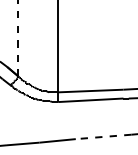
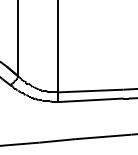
line: dashed -> solid (18, 38)
line: dashed -> solid (103, 136)
